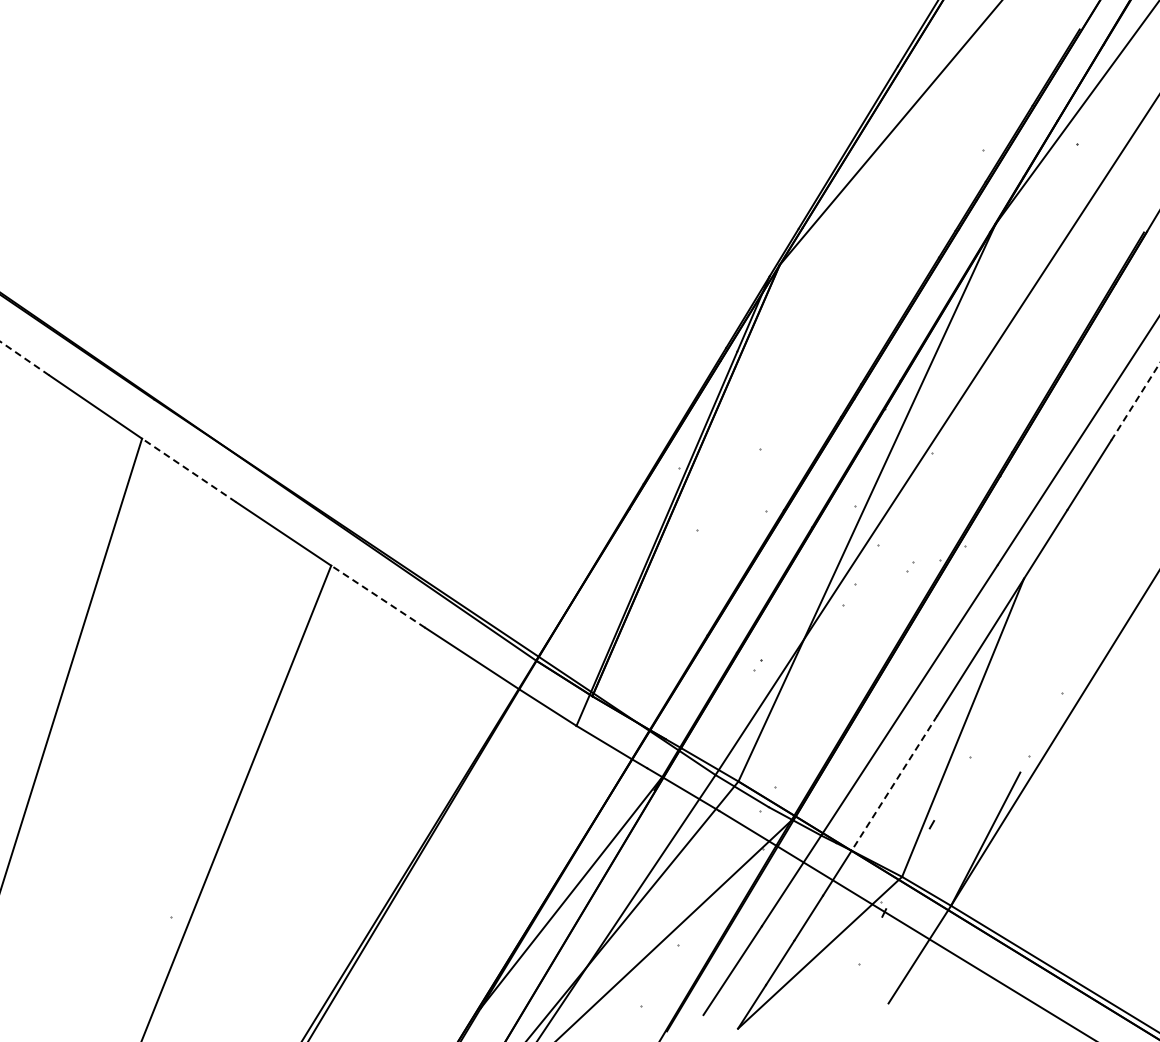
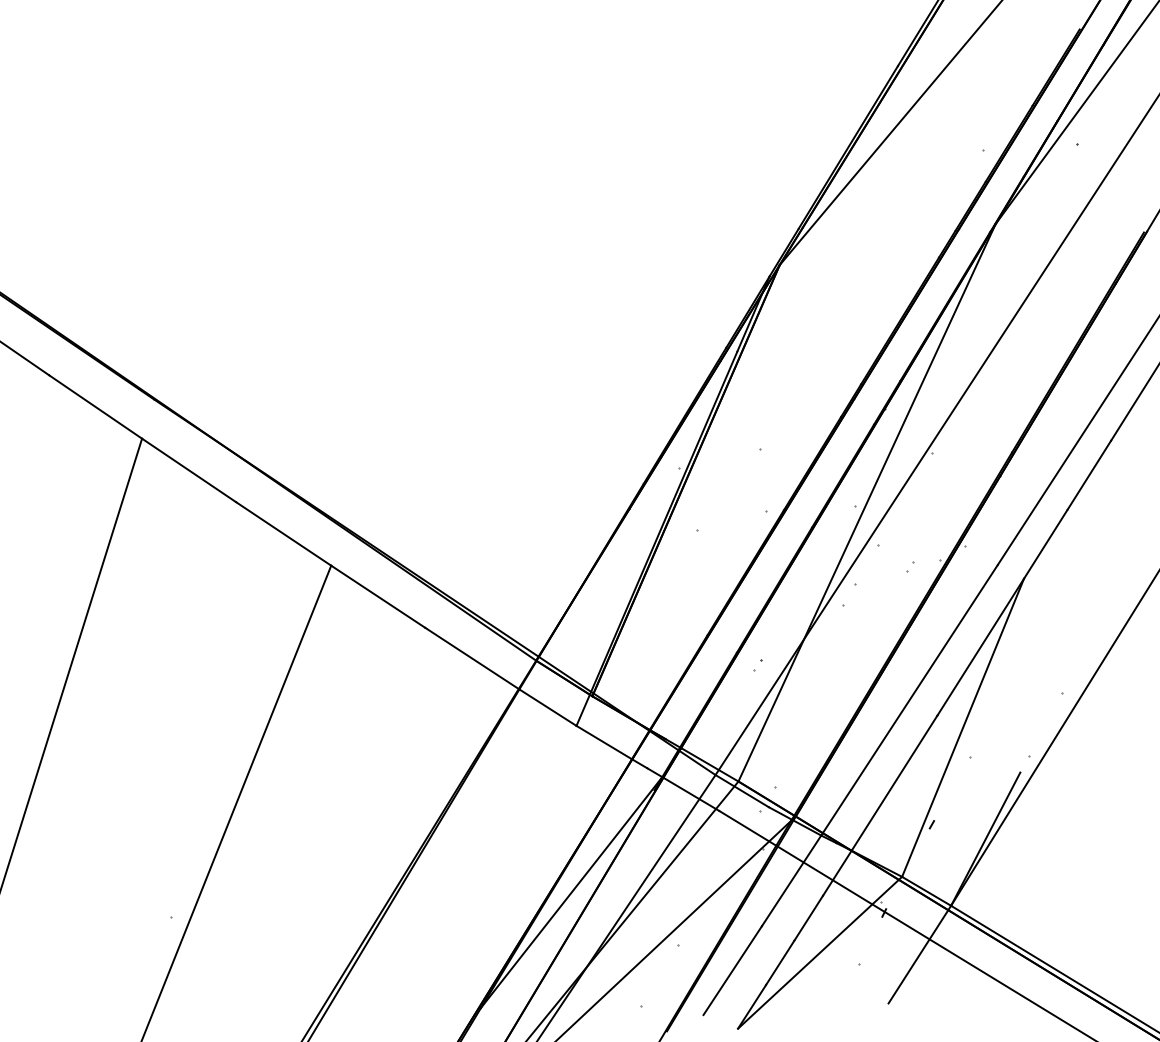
line: dashed -> solid (24, 358)
line: dashed -> solid (1135, 401)
line: dashed -> solid (189, 470)
line: dashed -> solid (377, 596)
line: dashed -> solid (894, 783)
